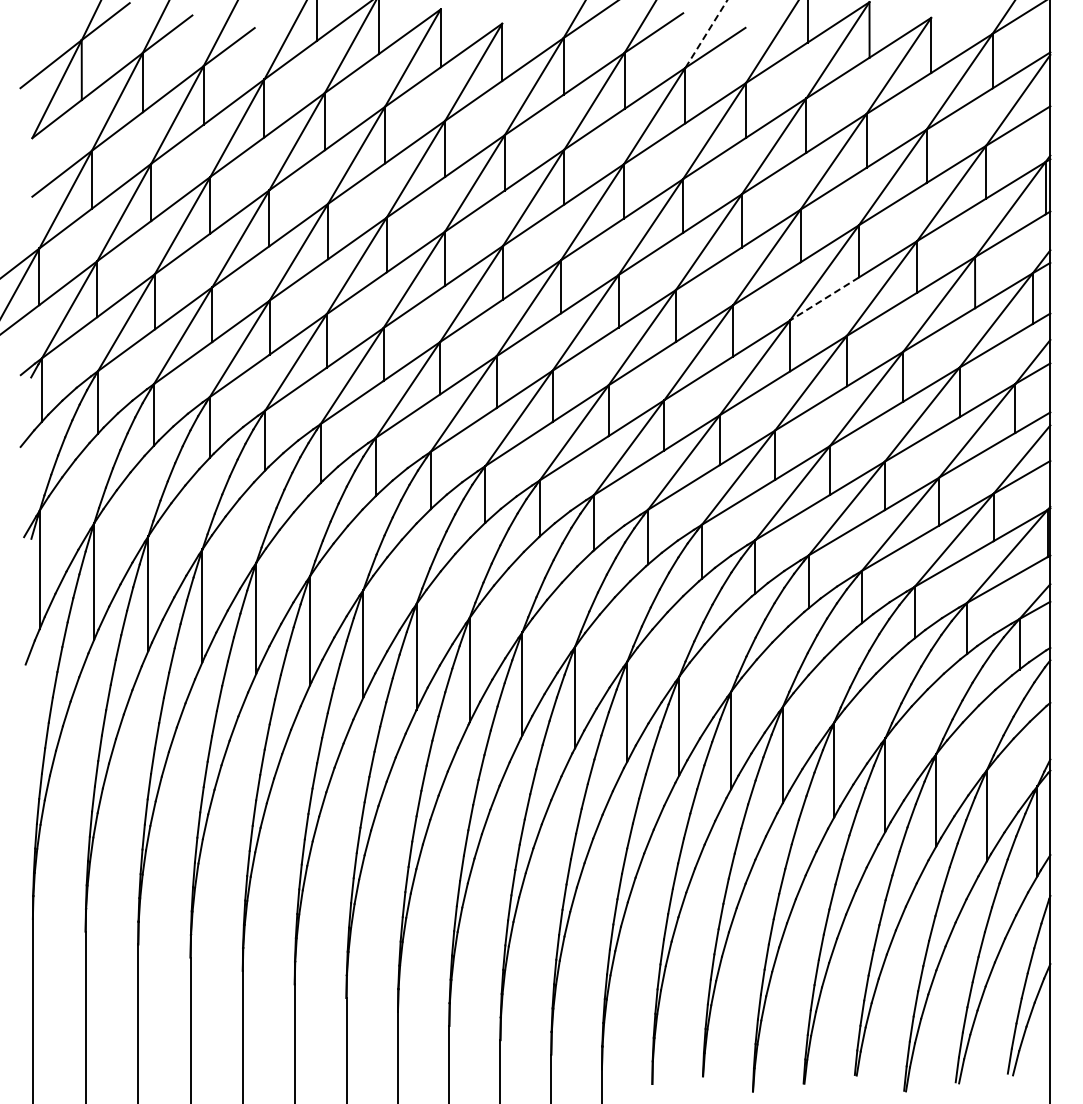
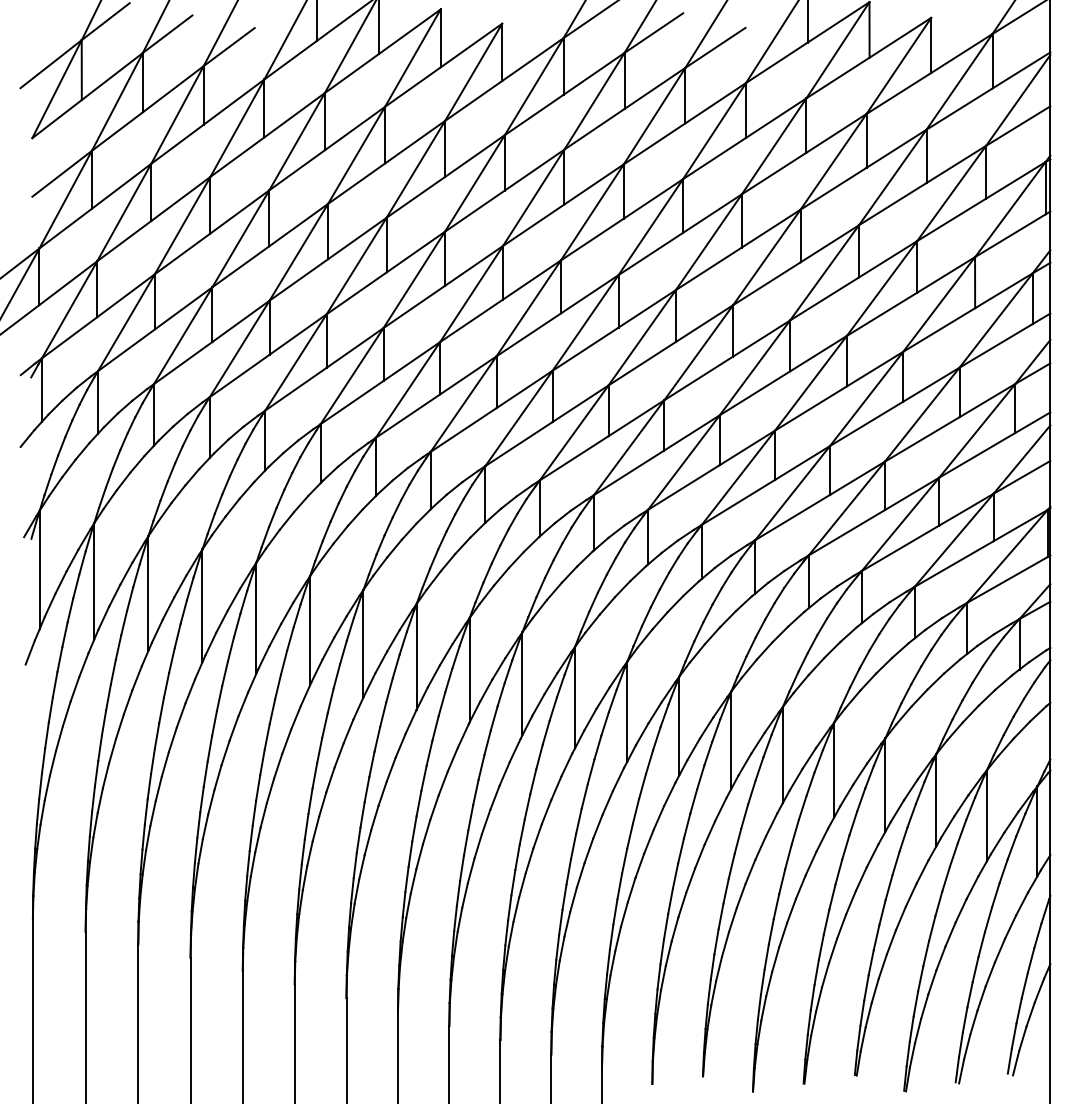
line: dashed -> solid (706, 33)
line: dashed -> solid (824, 298)
